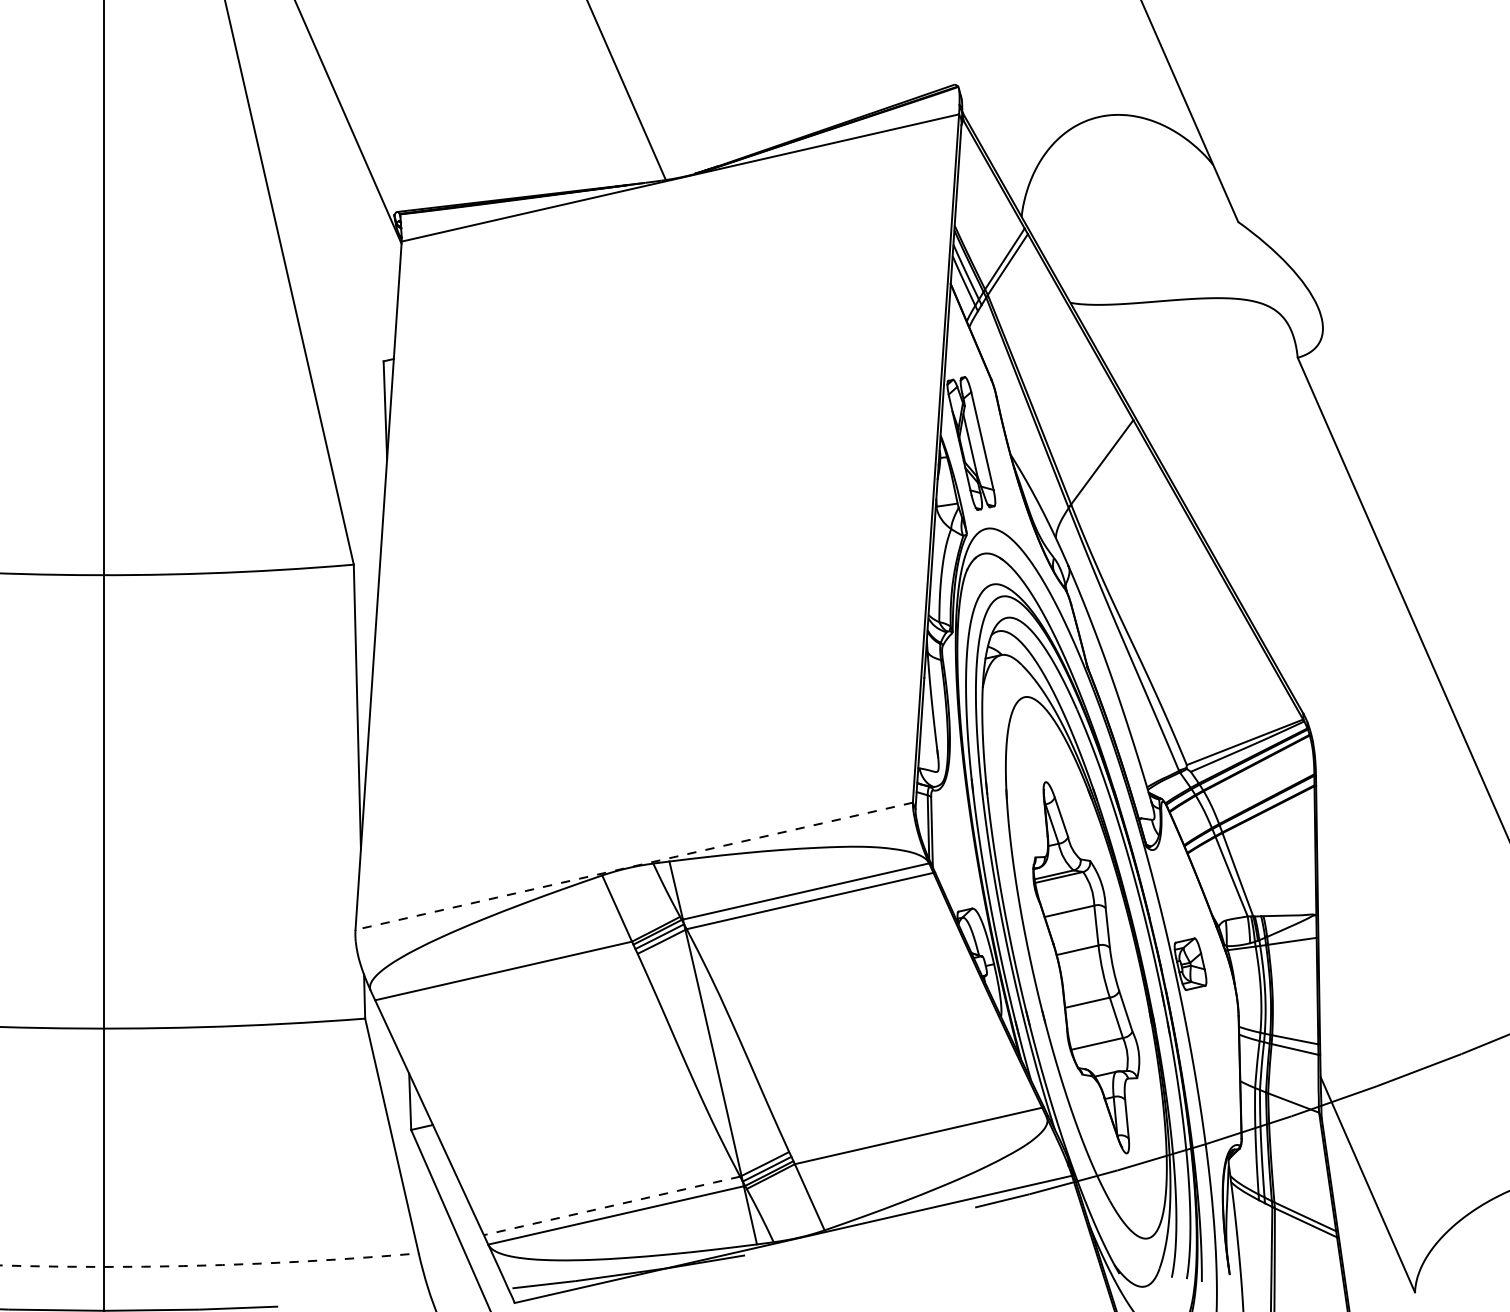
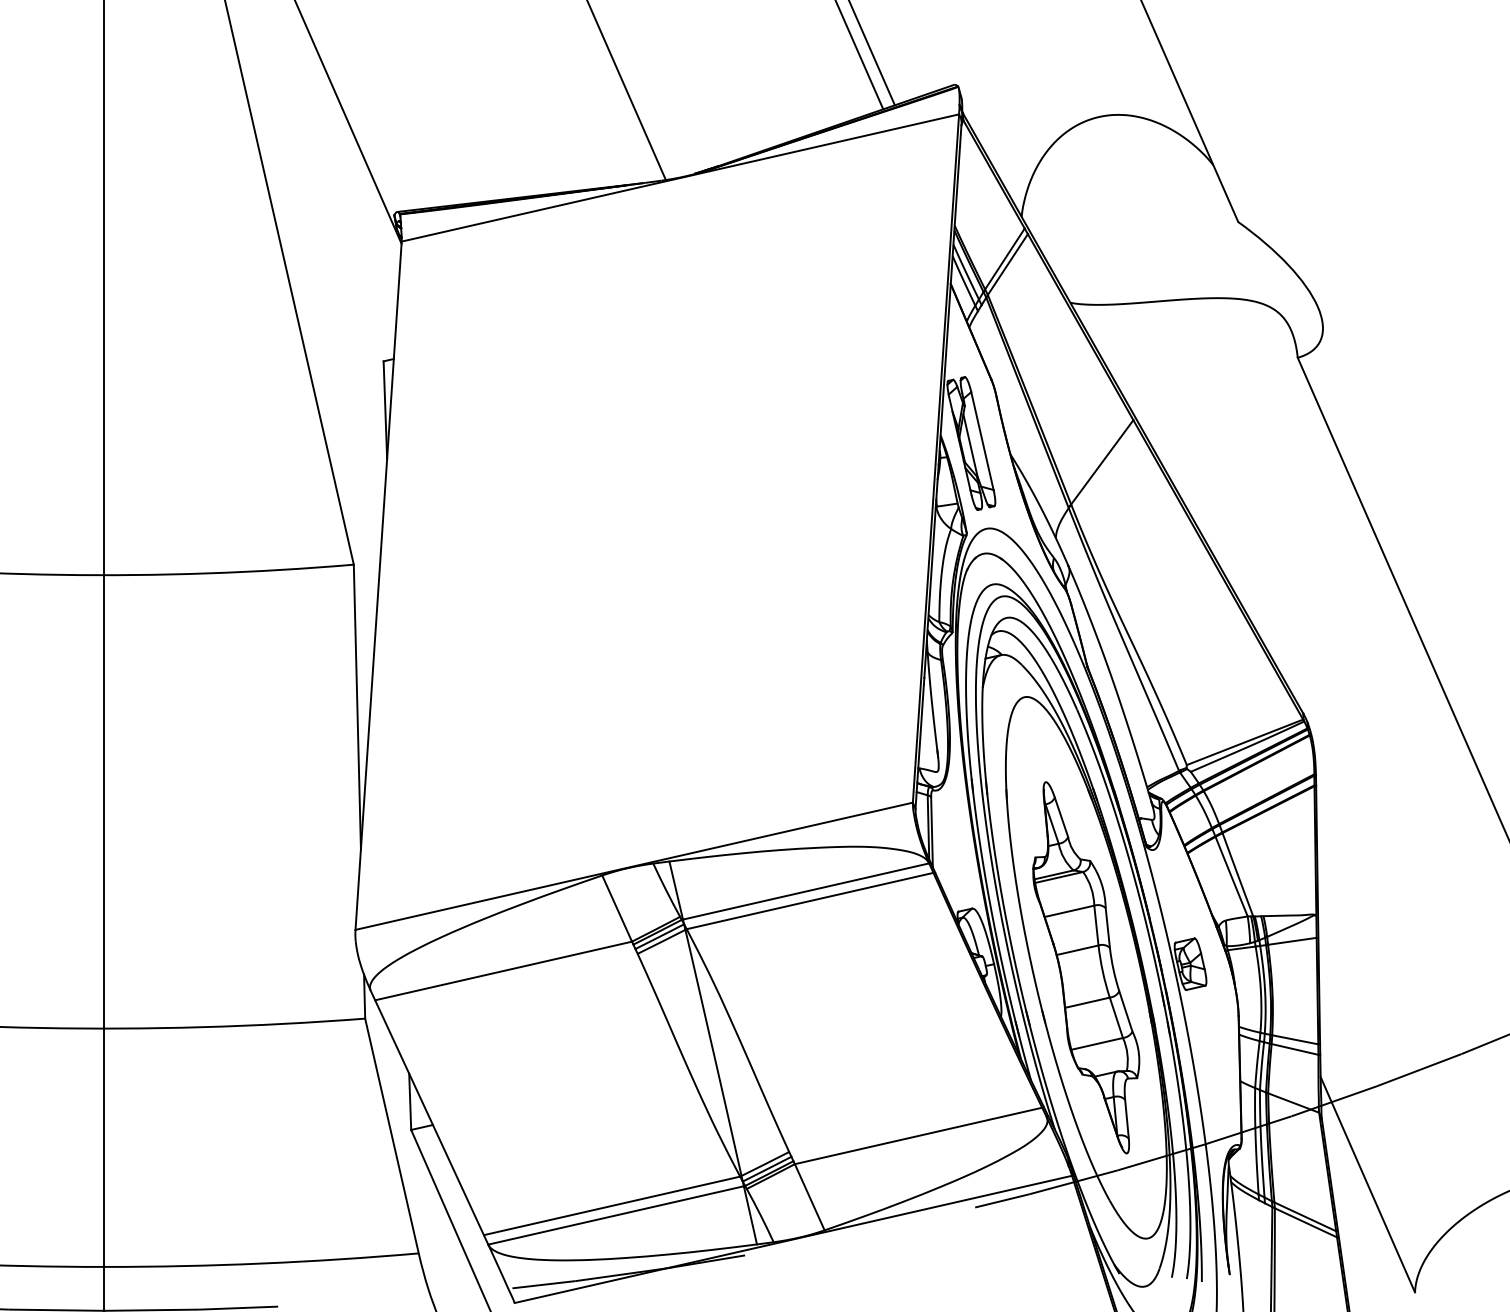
line: none -> present (871, 53)
line: none -> present (859, 55)
line: dashed -> solid (634, 866)
line: dashed -> solid (611, 1206)
arc: dashed -> solid (209, 1265)
